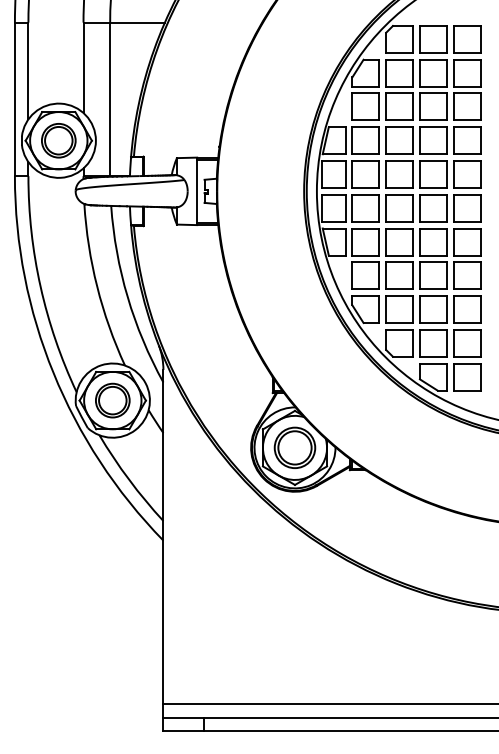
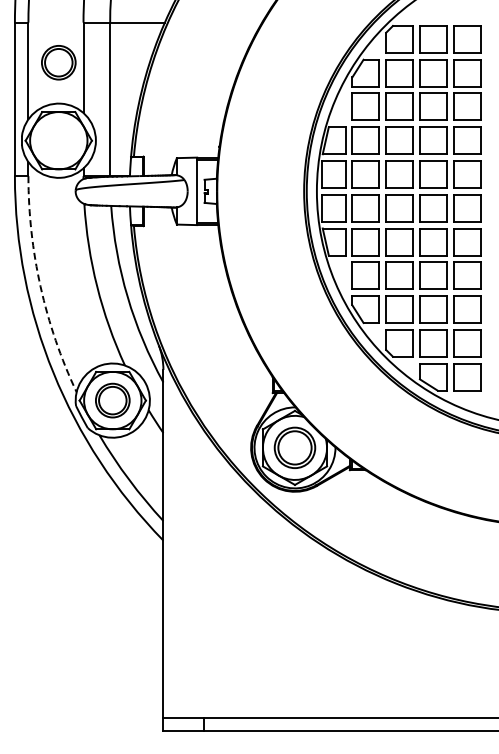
part position: (58, 140) -> (58, 62) (58, 62)
arc: solid -> dashed (40, 286)
line: present -> none (329, 704)
